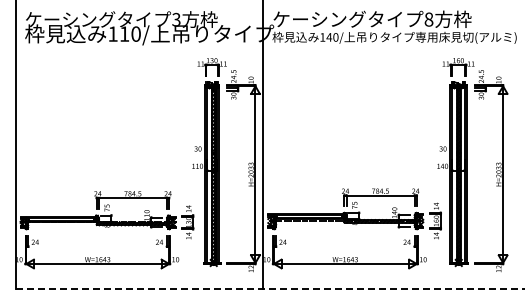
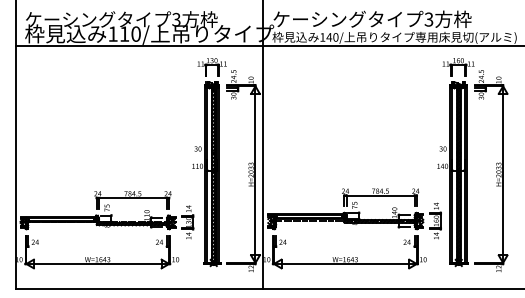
text: 8 -> 3 (428, 19)
line: none -> present (268, 46)
line: dashed -> solid (270, 289)
